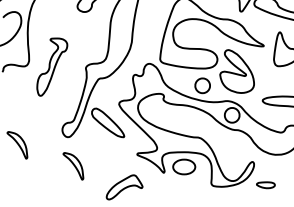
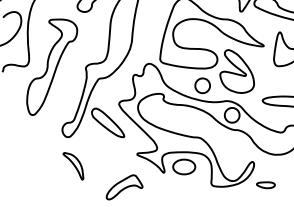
part size: 33x60 px -> 53x98 px (52, 66)
part: present -> none (17, 145)
